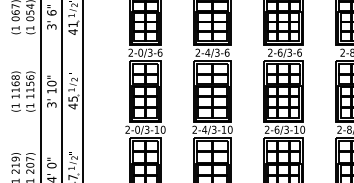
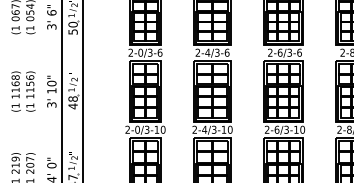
text: 41 -> 50 (72, 27)
line: present -> none (40, 90)
text: 45 -> 48 (72, 98)
